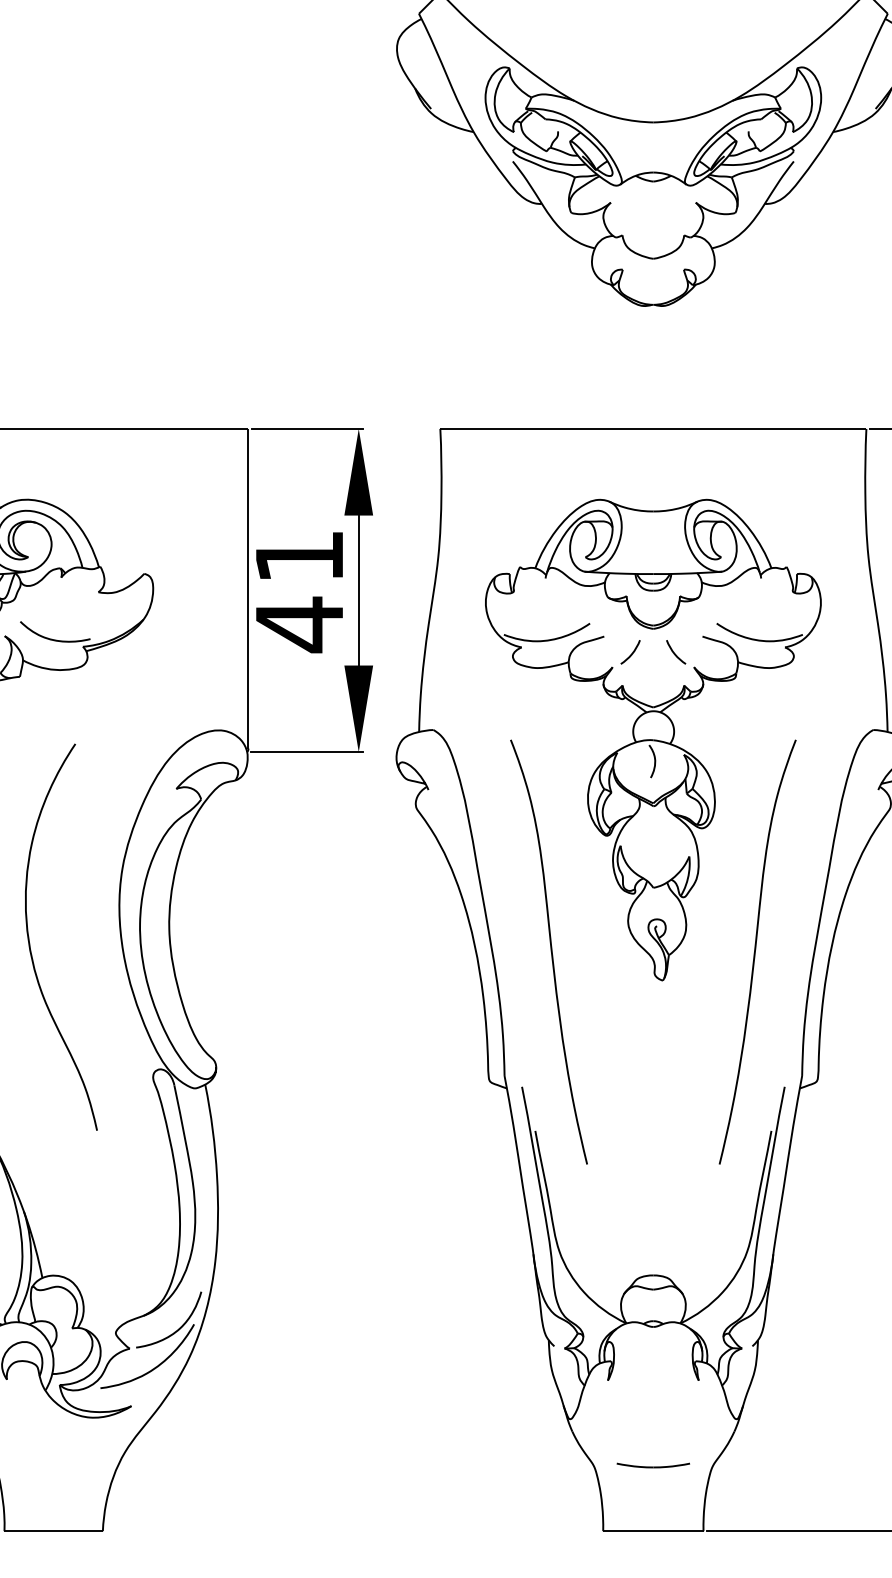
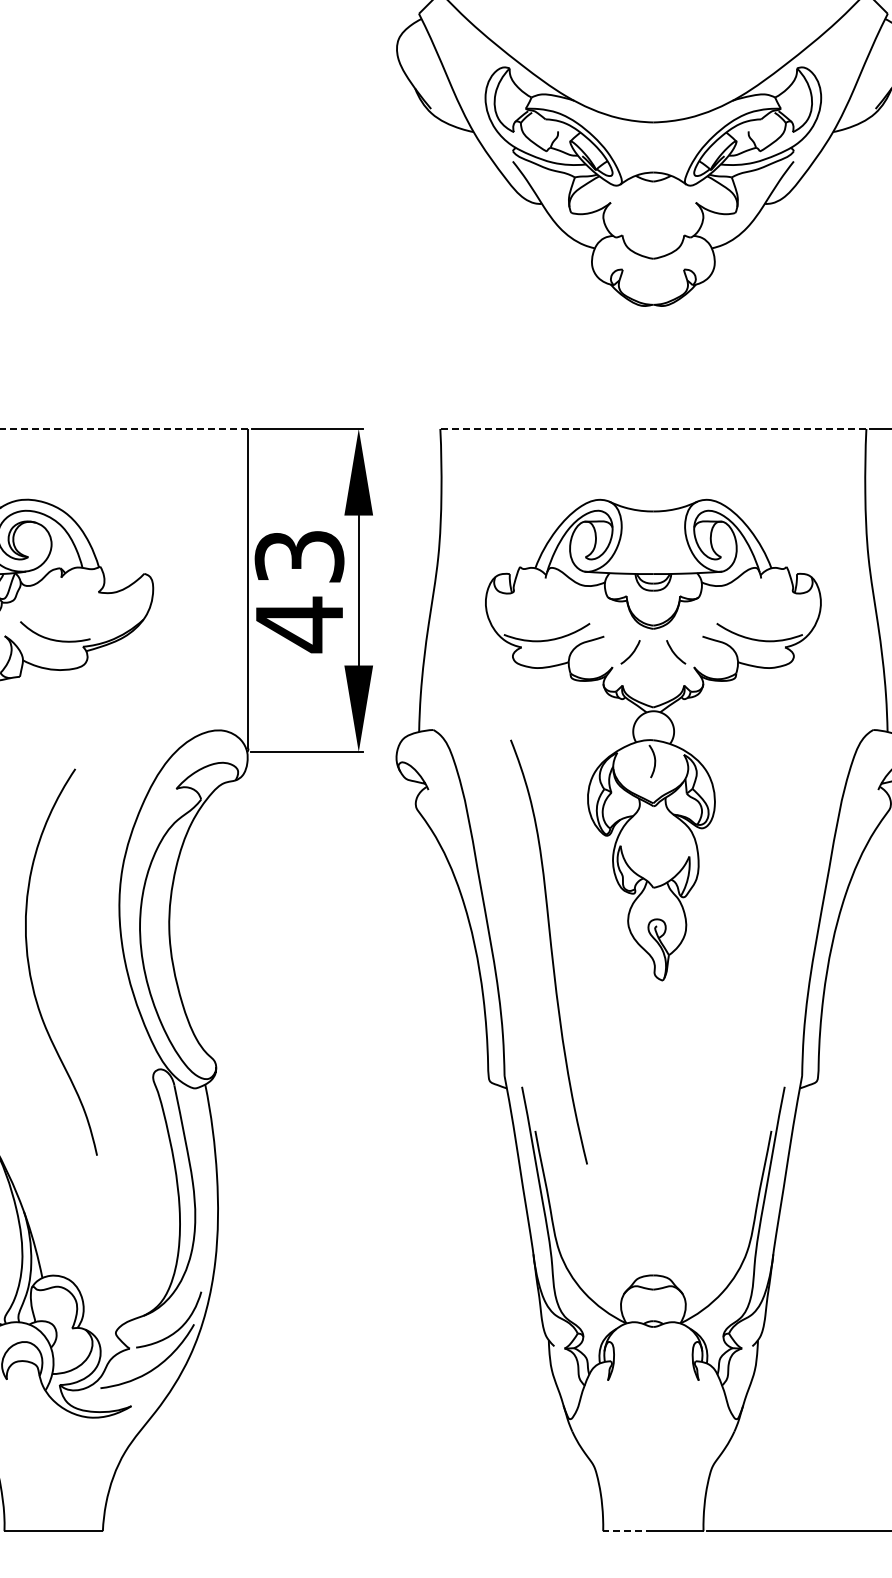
line: solid -> dashed (124, 428)
line: solid -> dashed (652, 428)
text: 41 -> 43 (299, 556)
curve position: (30, 943) -> (30, 968) (30, 968)
curve: present -> none (755, 951)
part: present -> none (652, 1465)
line: solid -> dashed (627, 1531)
